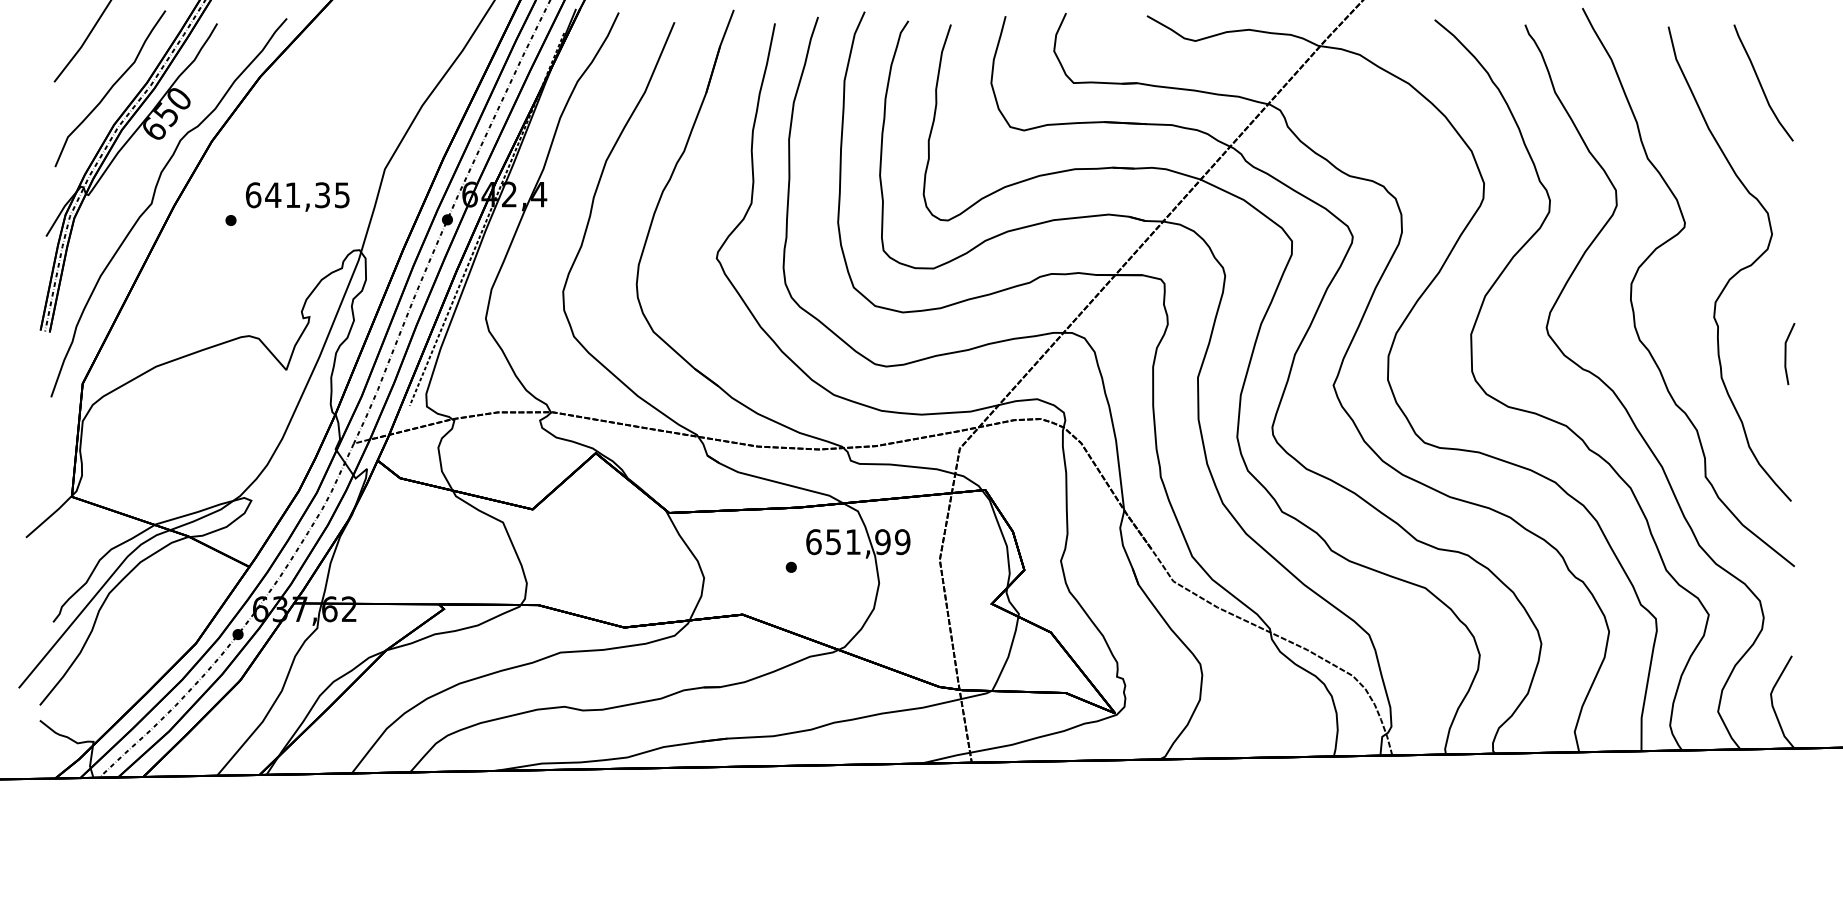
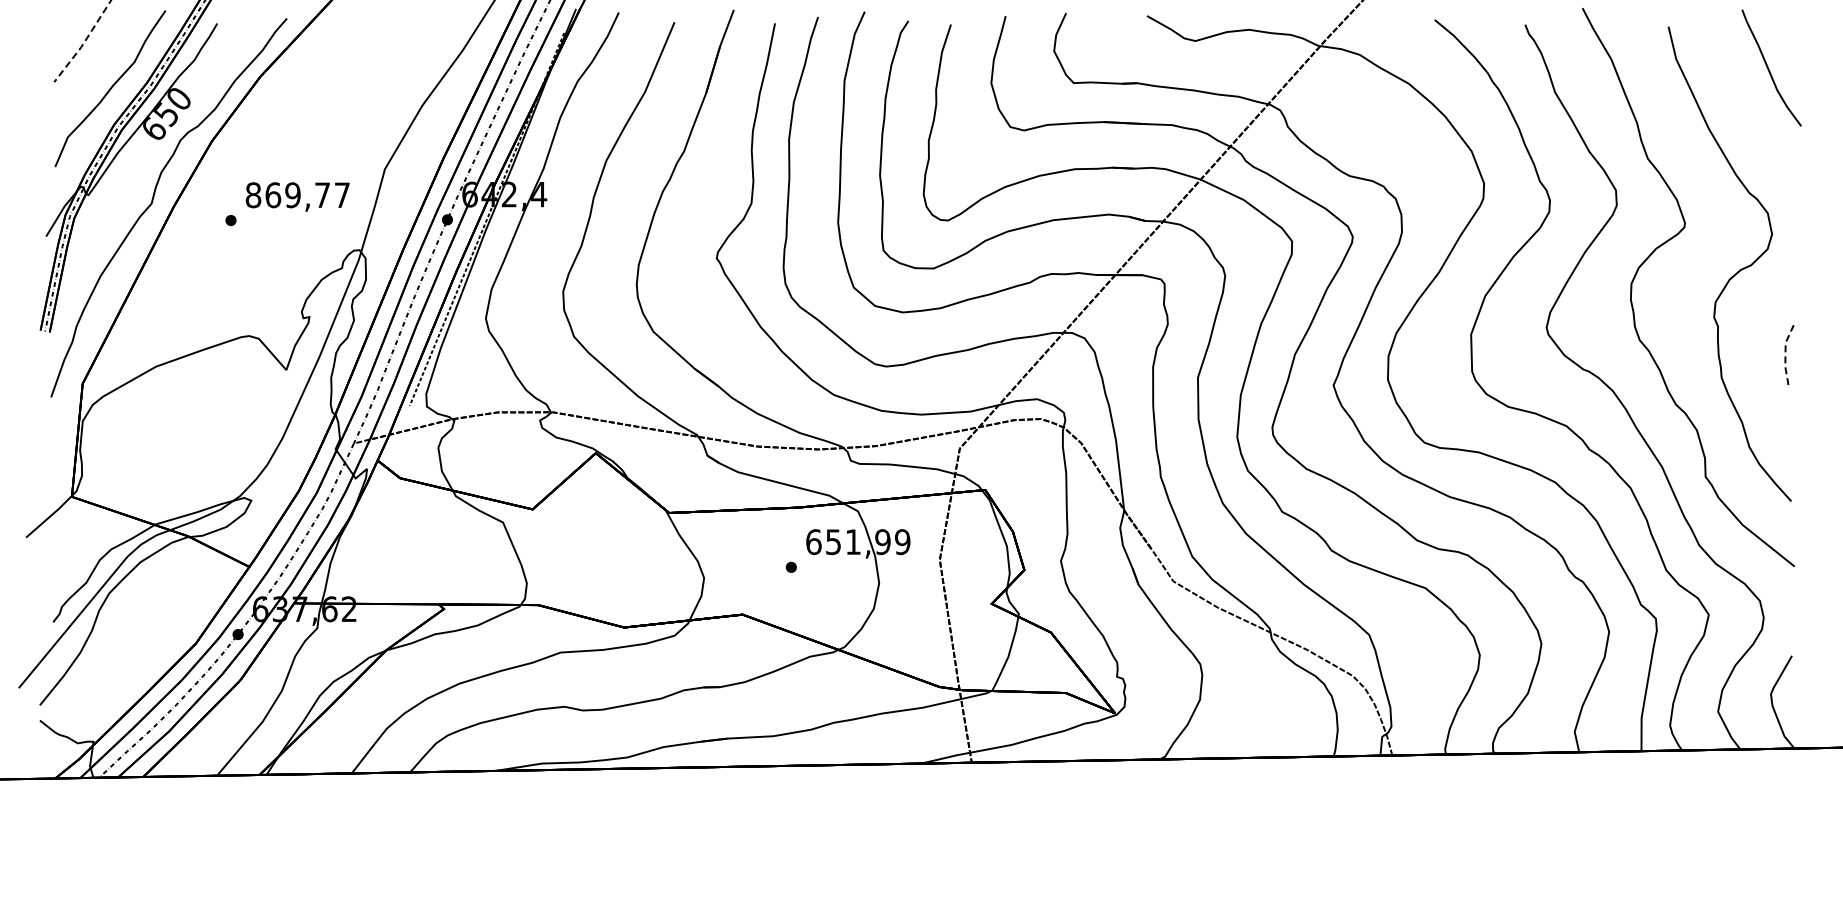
line: solid -> dashed (83, 43)
curve position: (1761, 83) -> (1769, 68) (1769, 68)
text: 641,35 -> 869,77 (297, 195)
line: solid -> dashed (1785, 352)
